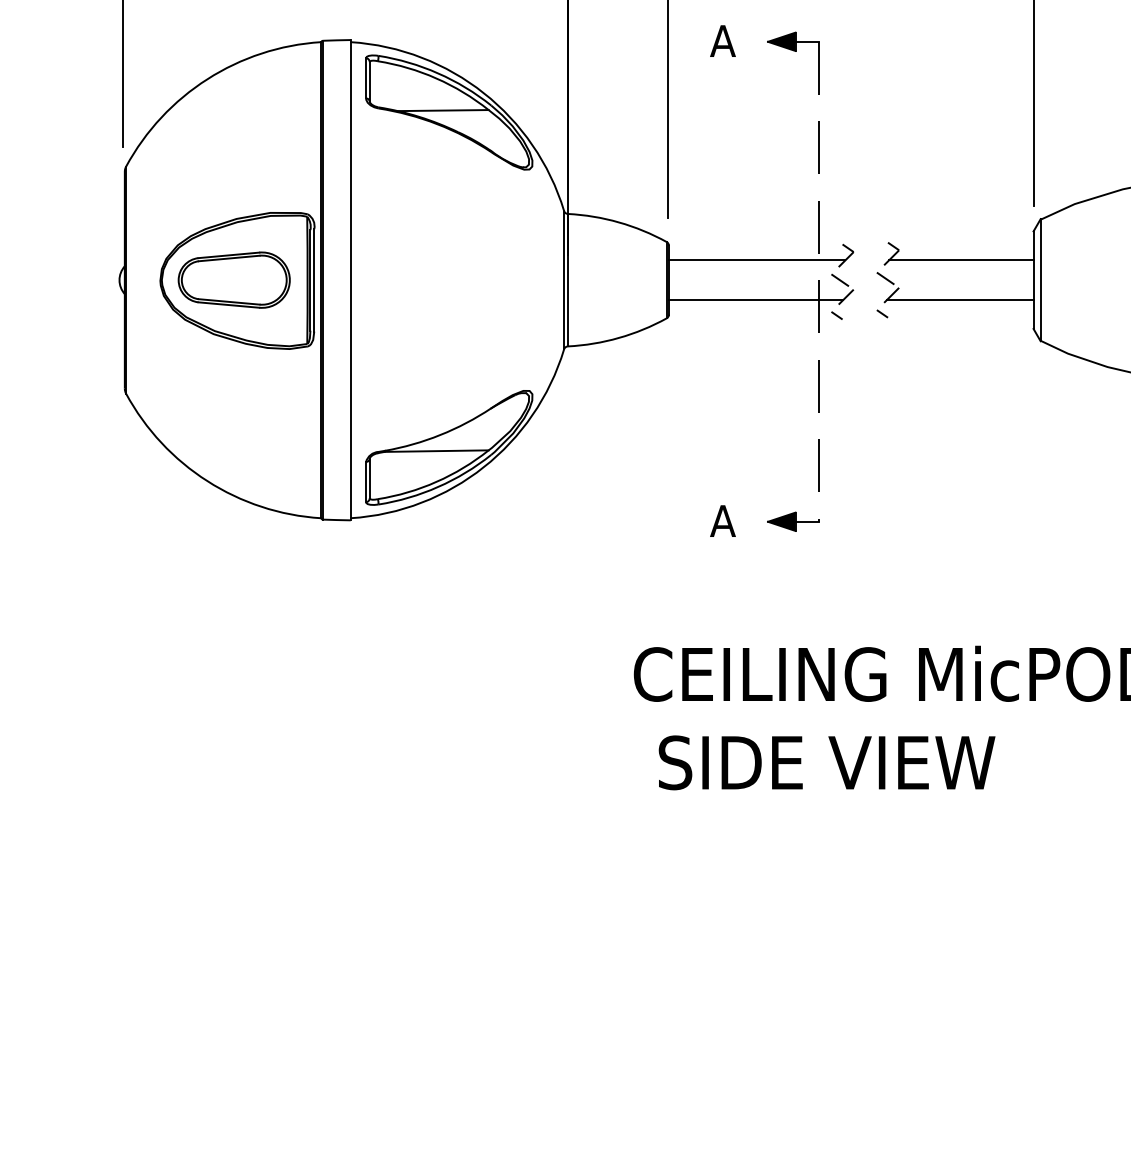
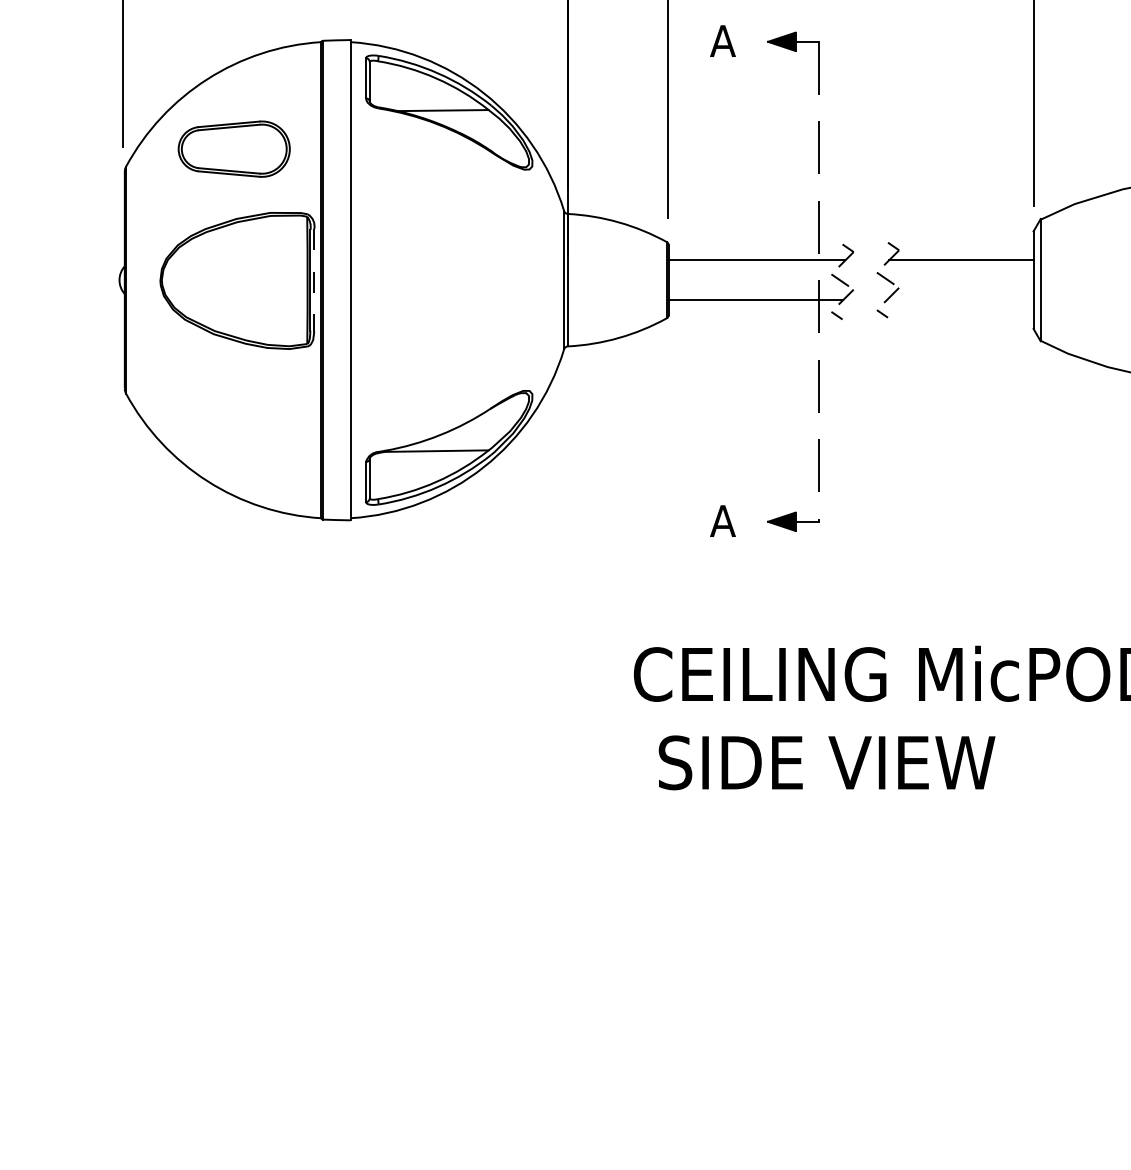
part position: (233, 279) -> (233, 148) (233, 148)
line: solid -> dashed (314, 280)
line: present -> none (959, 300)
